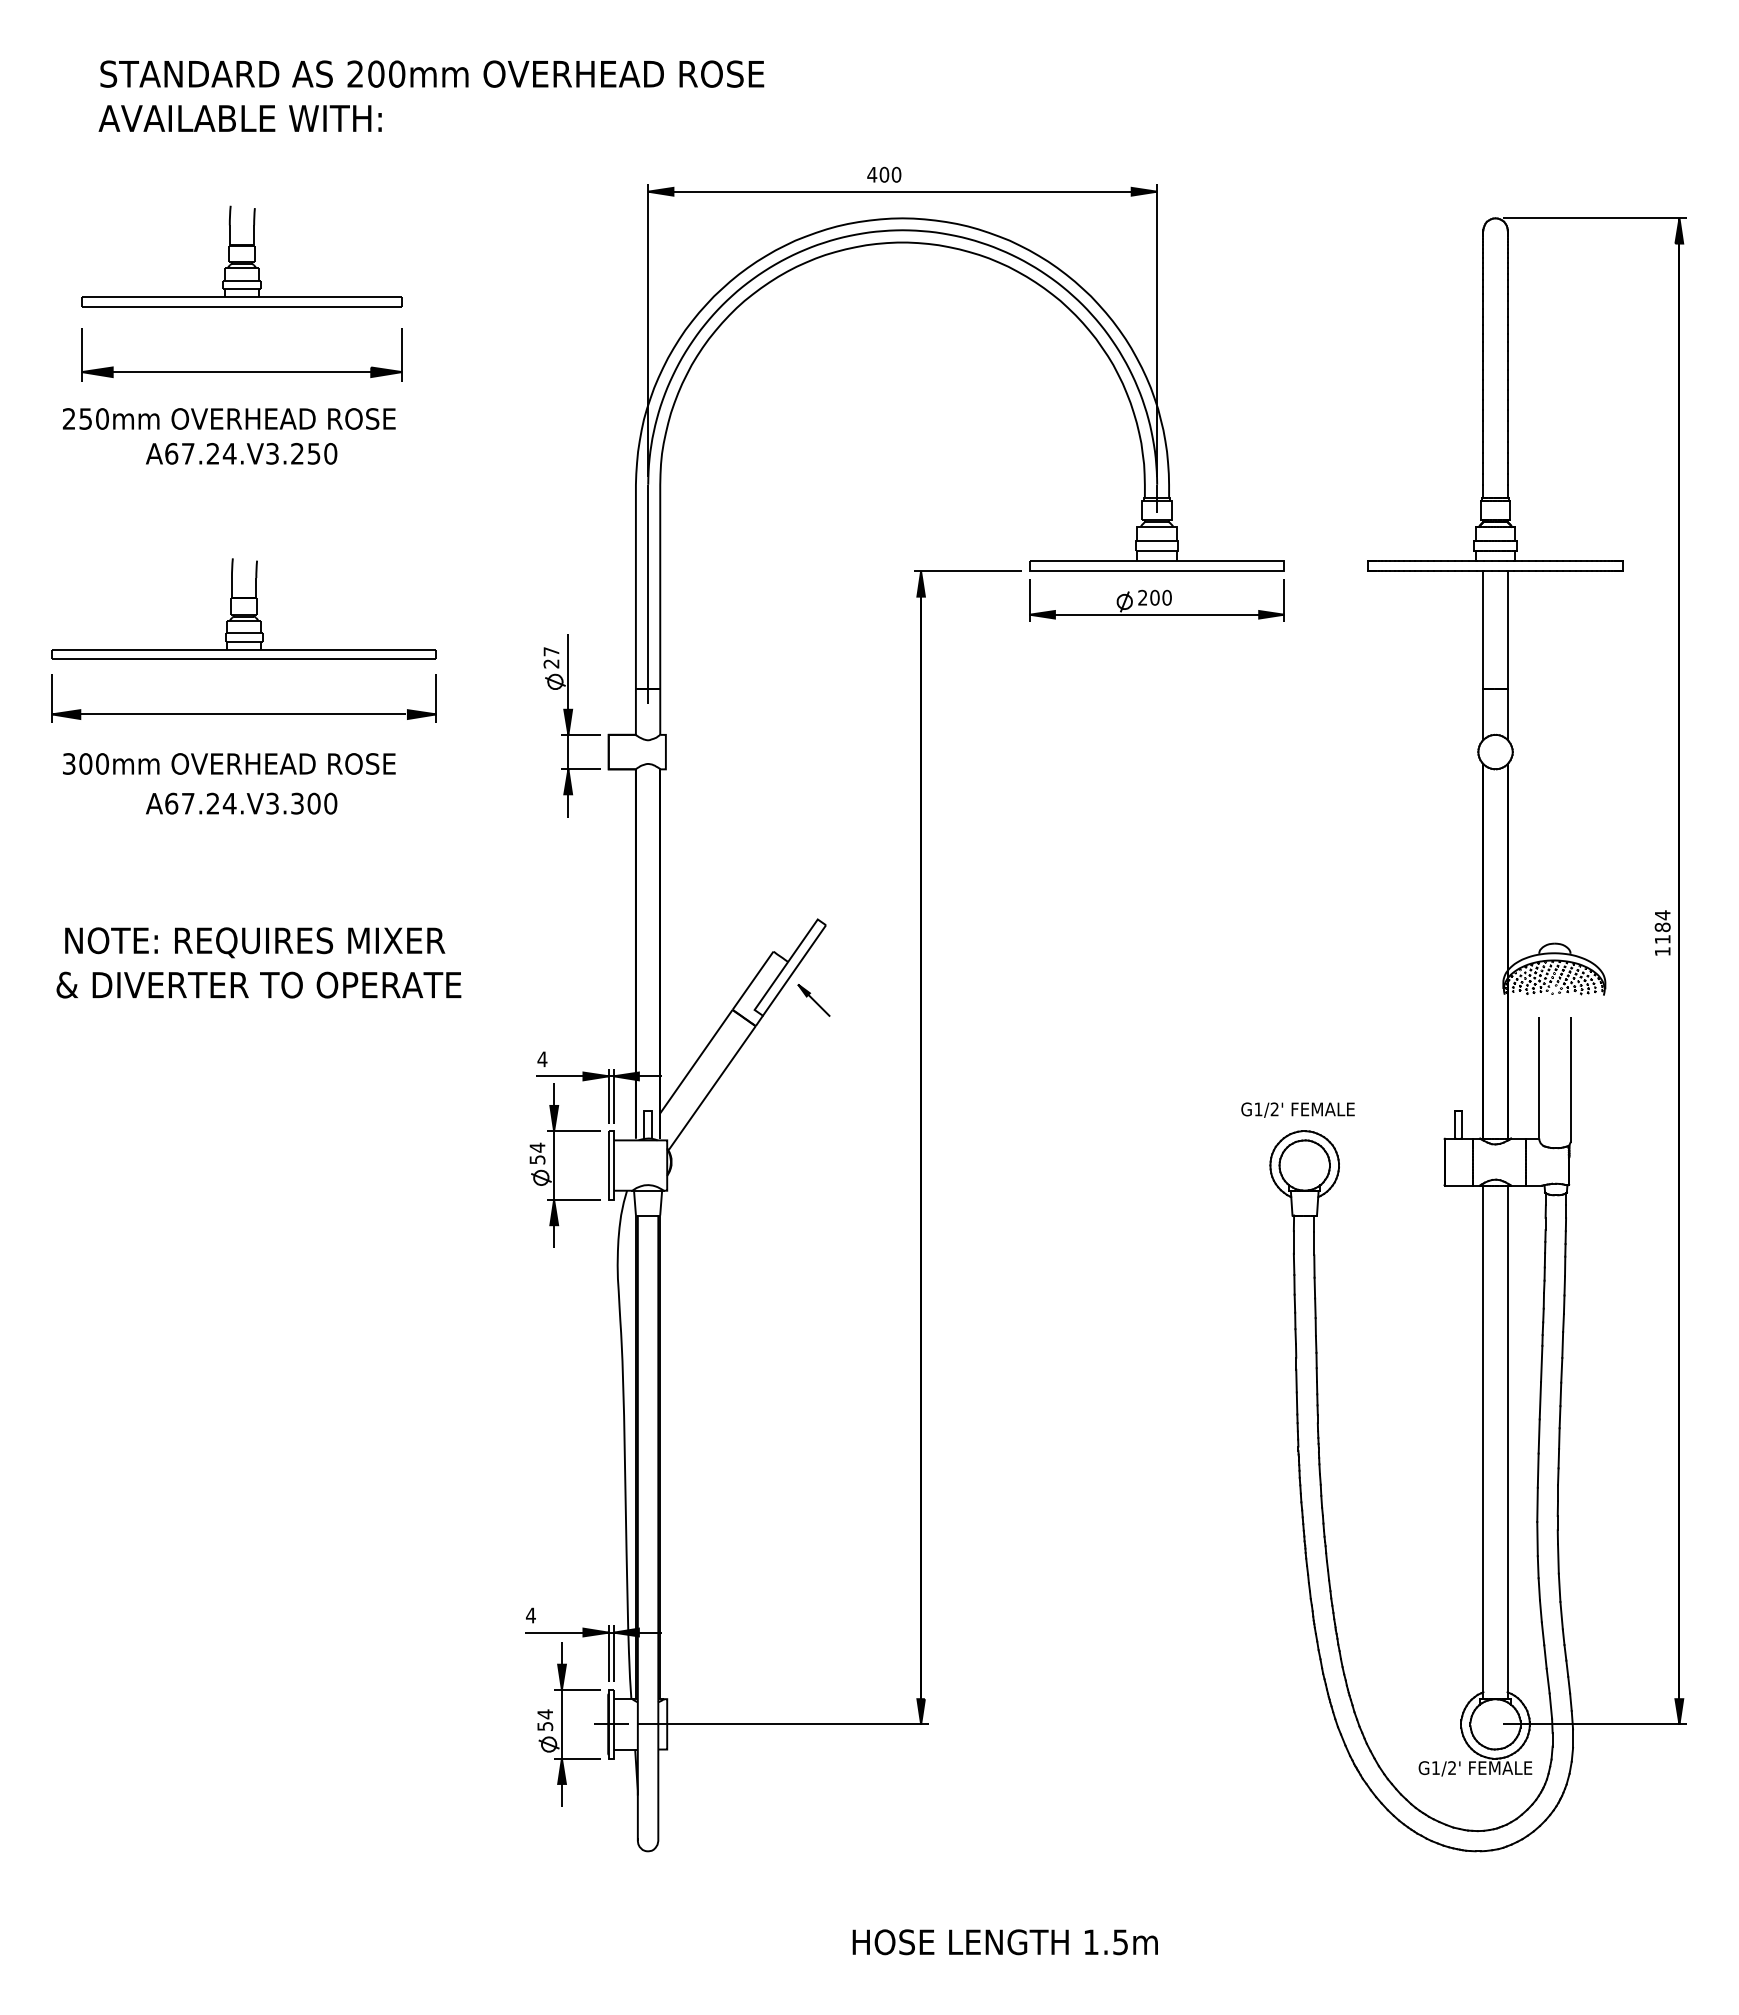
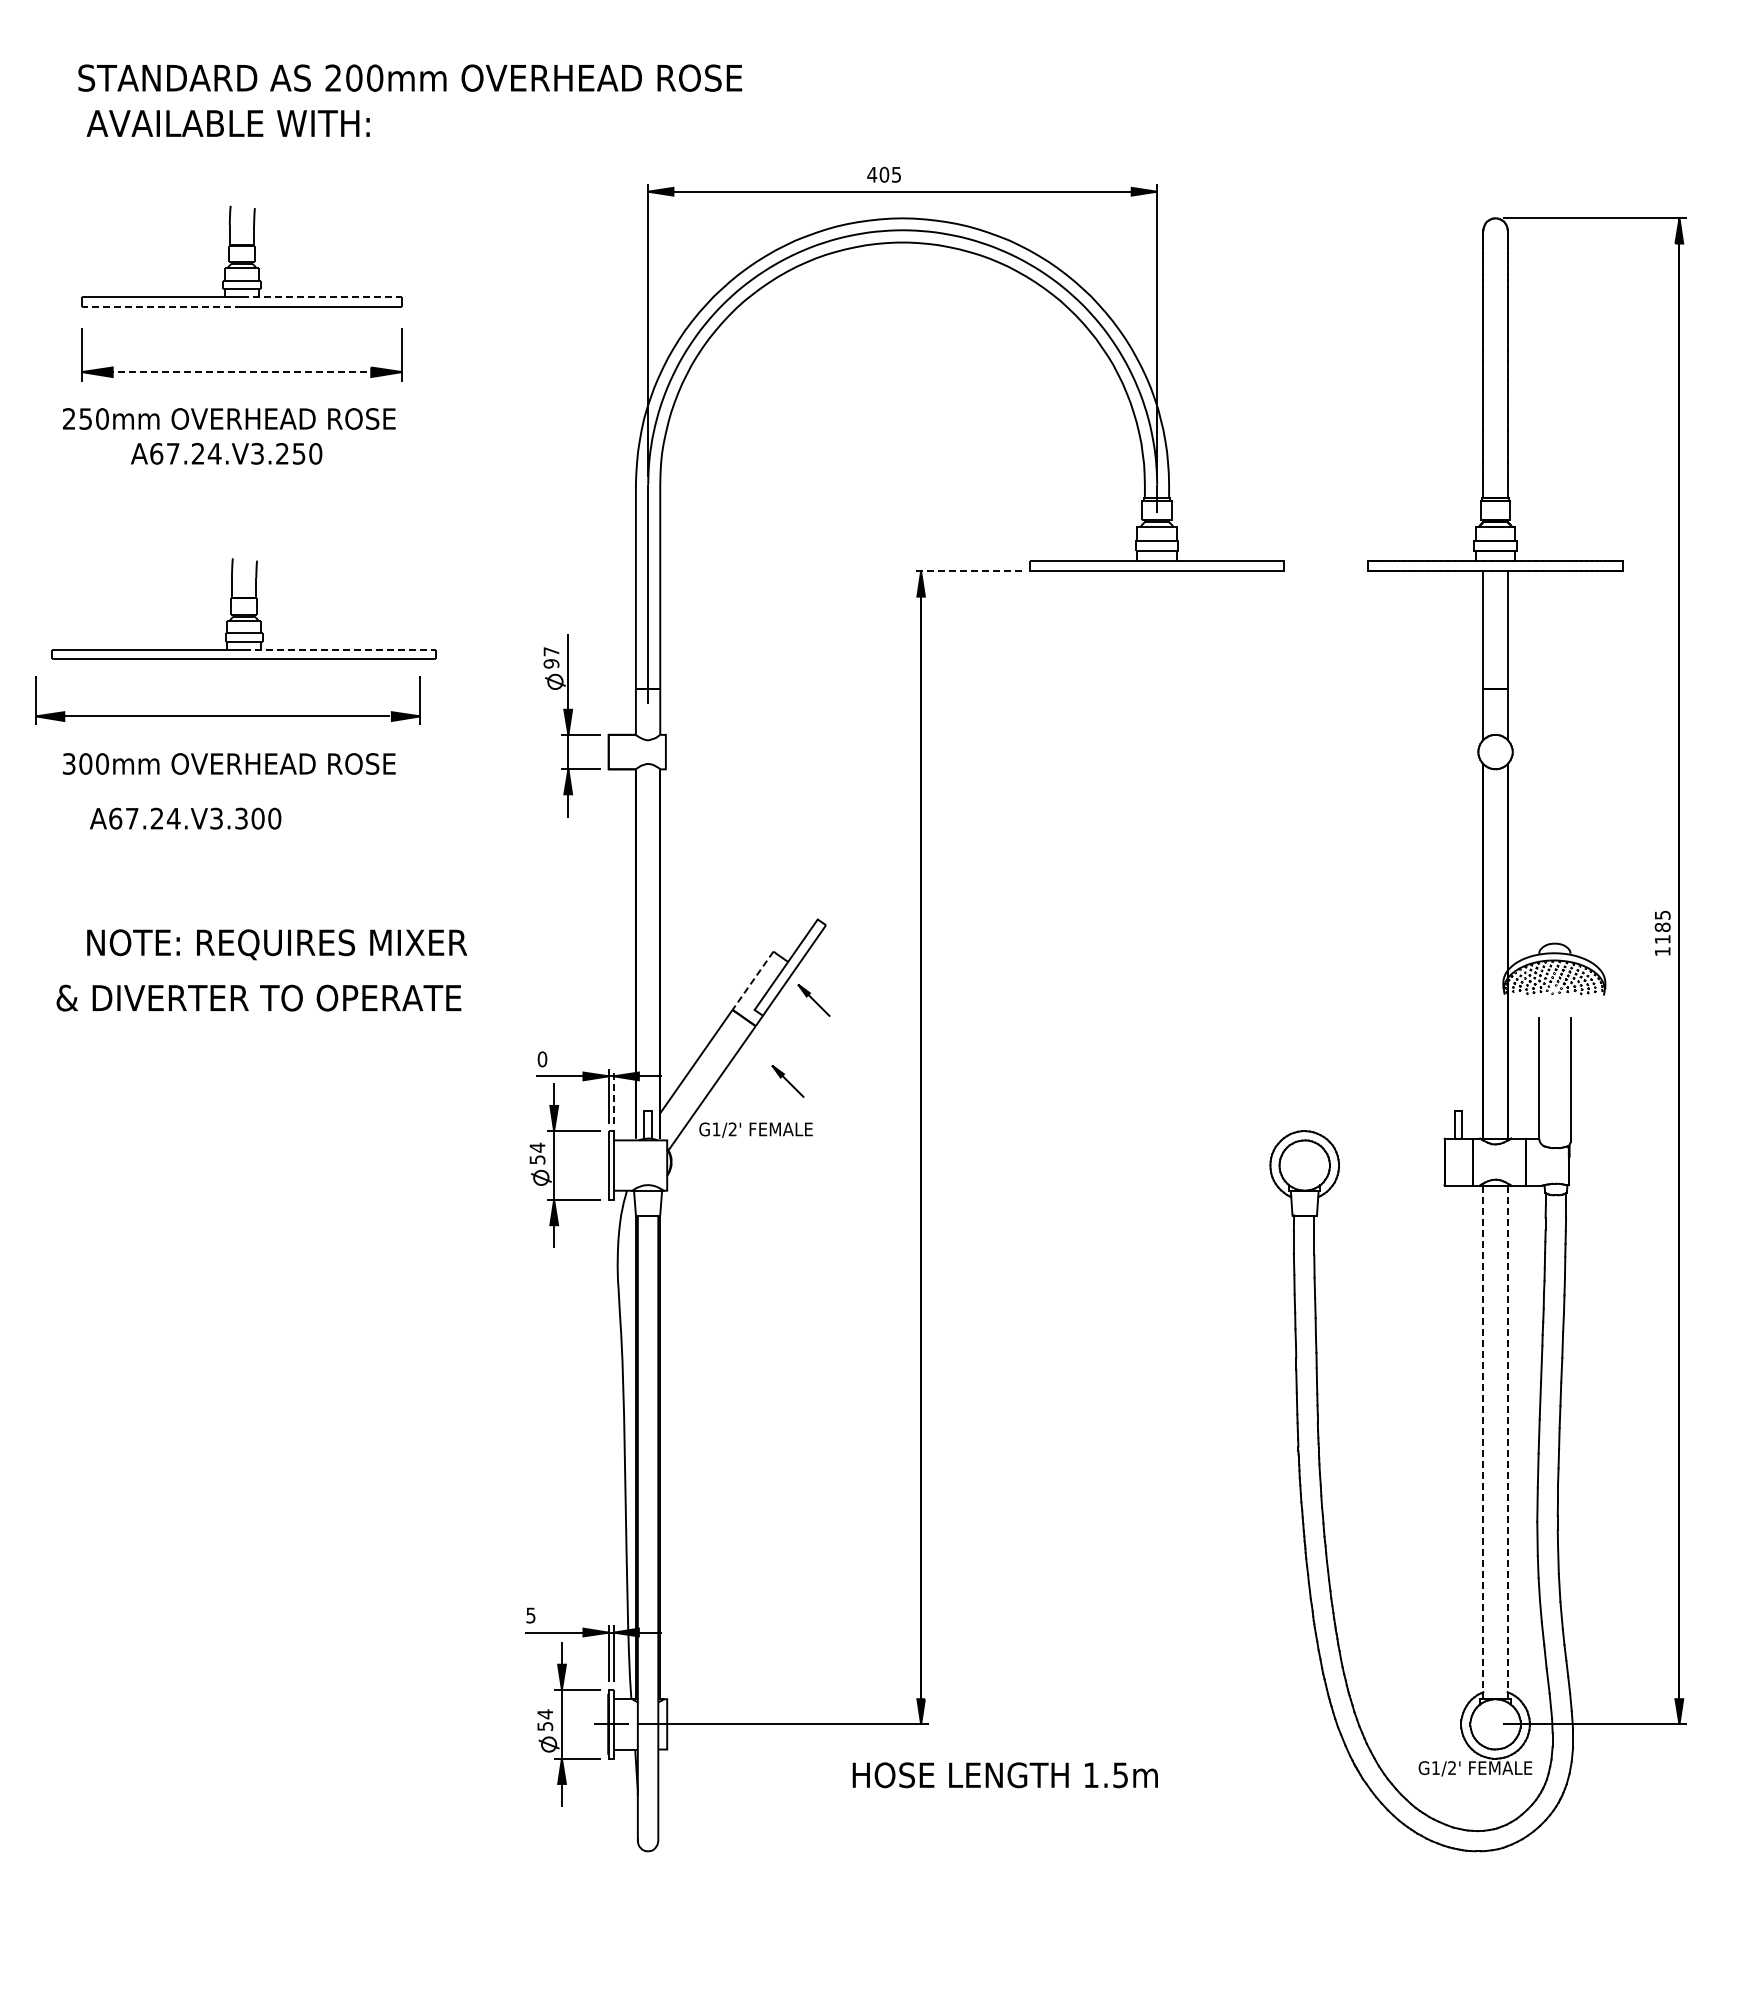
text position: (432, 73) -> (410, 77) (410, 77)
text position: (239, 118) -> (227, 123) (227, 123)
text: 400 -> 405 (896, 174)
line: solid -> dashed (322, 297)
line: solid -> dashed (161, 306)
line: solid -> dashed (254, 372)
text position: (241, 453) -> (226, 453) (226, 453)
line: solid -> dashed (967, 571)
part: present -> none (1156, 600)
line: solid -> dashed (340, 649)
text: 27 -> 97 (551, 663)
part position: (243, 713) -> (227, 715) (227, 715)
text position: (241, 803) -> (185, 818) (185, 818)
text: 1184 -> 1185 (1662, 915)
text position: (255, 942) -> (277, 944) (277, 944)
line: solid -> dashed (753, 980)
text position: (258, 984) -> (258, 997) (258, 997)
text: 4 -> 0 (542, 1059)
part: none -> present (787, 1081)
line: solid -> dashed (613, 1095)
text position: (1297, 1109) -> (755, 1129) (755, 1129)
line: solid -> dashed (1507, 1441)
line: solid -> dashed (1483, 1442)
text: 4 -> 5 (530, 1615)
text position: (1004, 1942) -> (1004, 1775) (1004, 1775)
